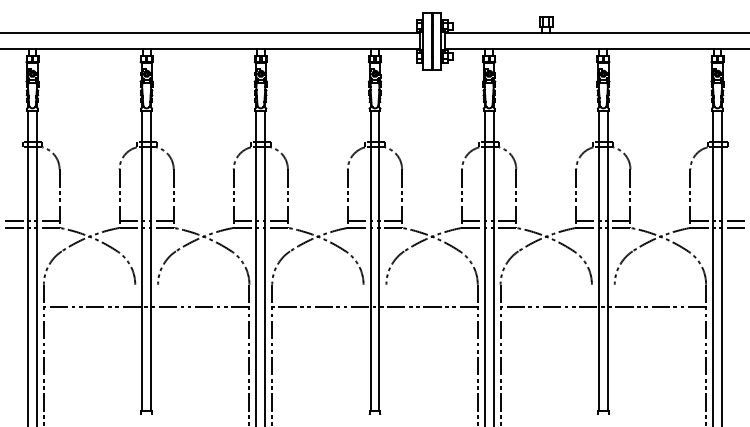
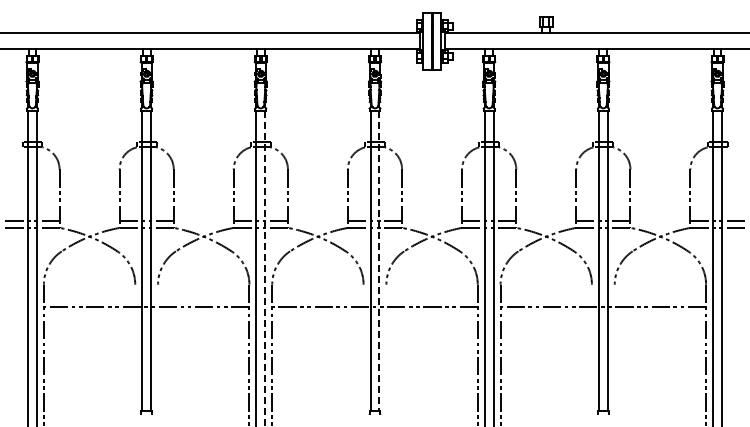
line: solid -> dashed (379, 261)
line: solid -> dashed (265, 269)
